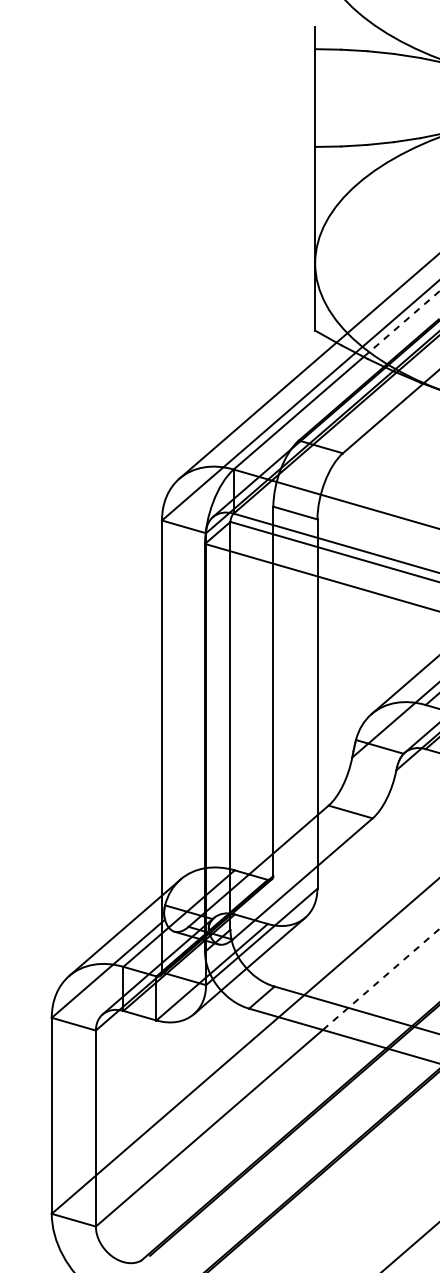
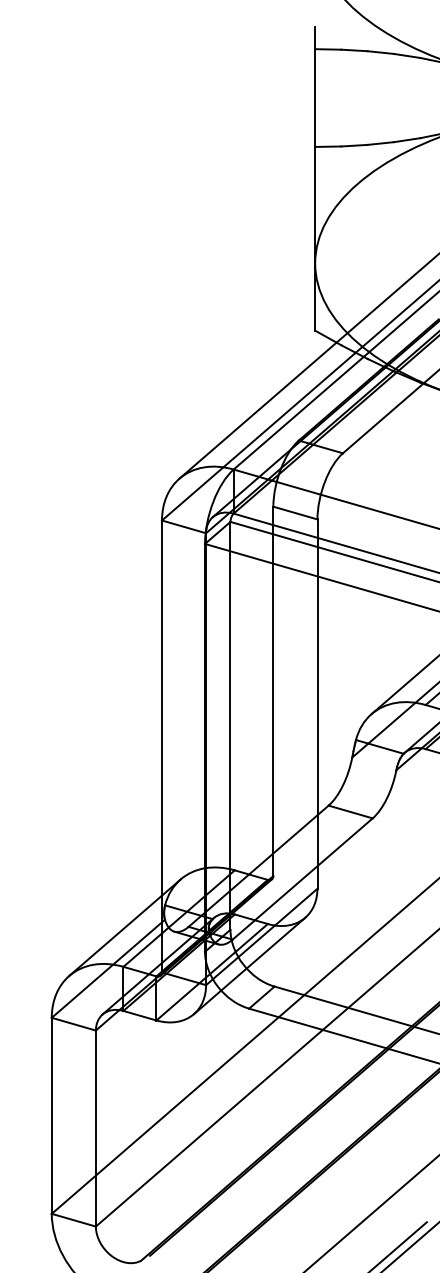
line: dashed -> solid (402, 323)
line: dashed -> solid (381, 979)
line: none -> present (371, 1213)
line: none -> present (399, 1245)
